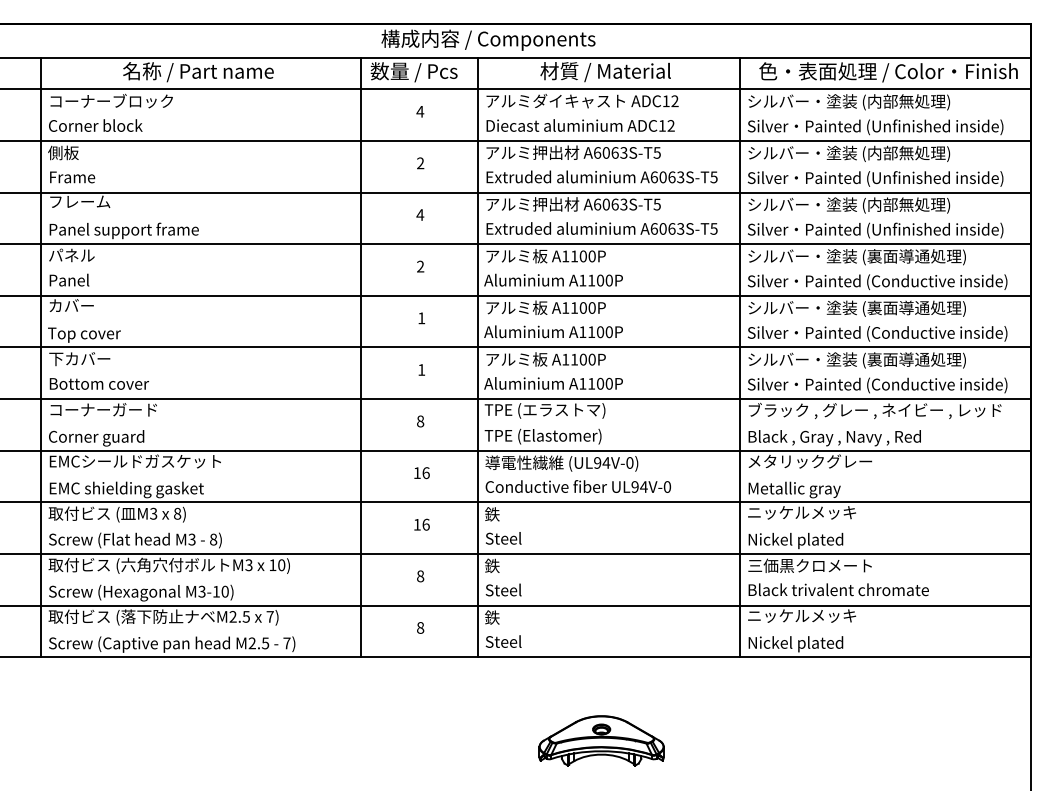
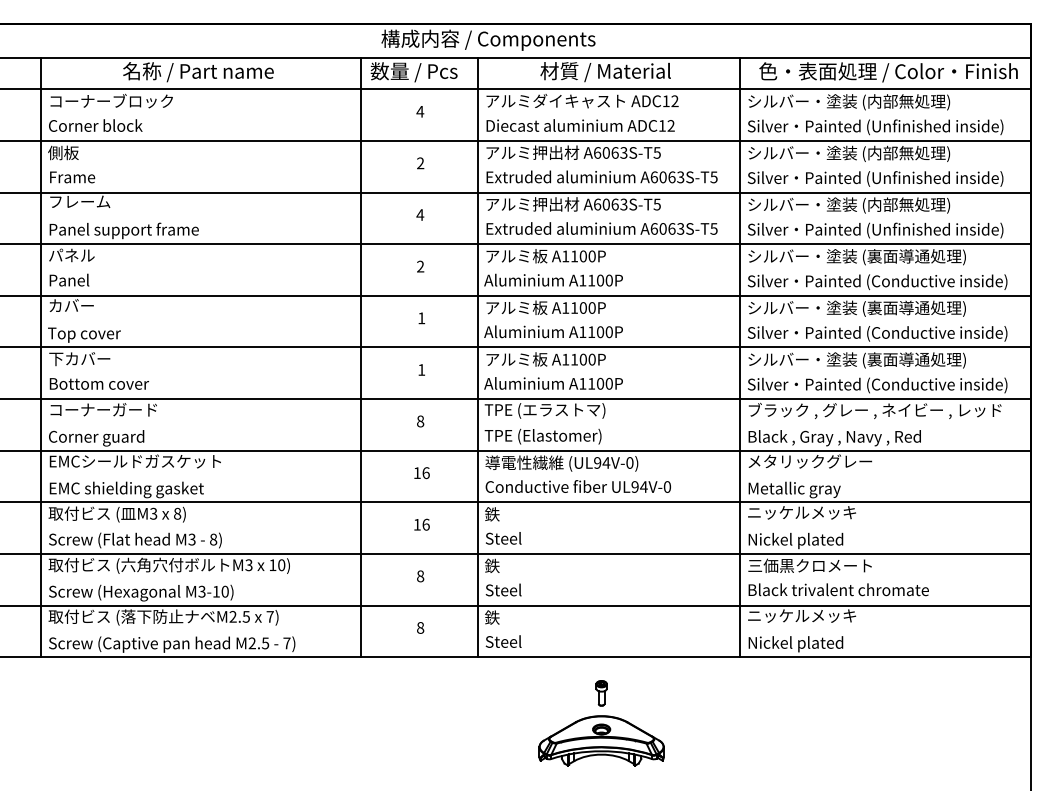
part: none -> present (601, 693)
